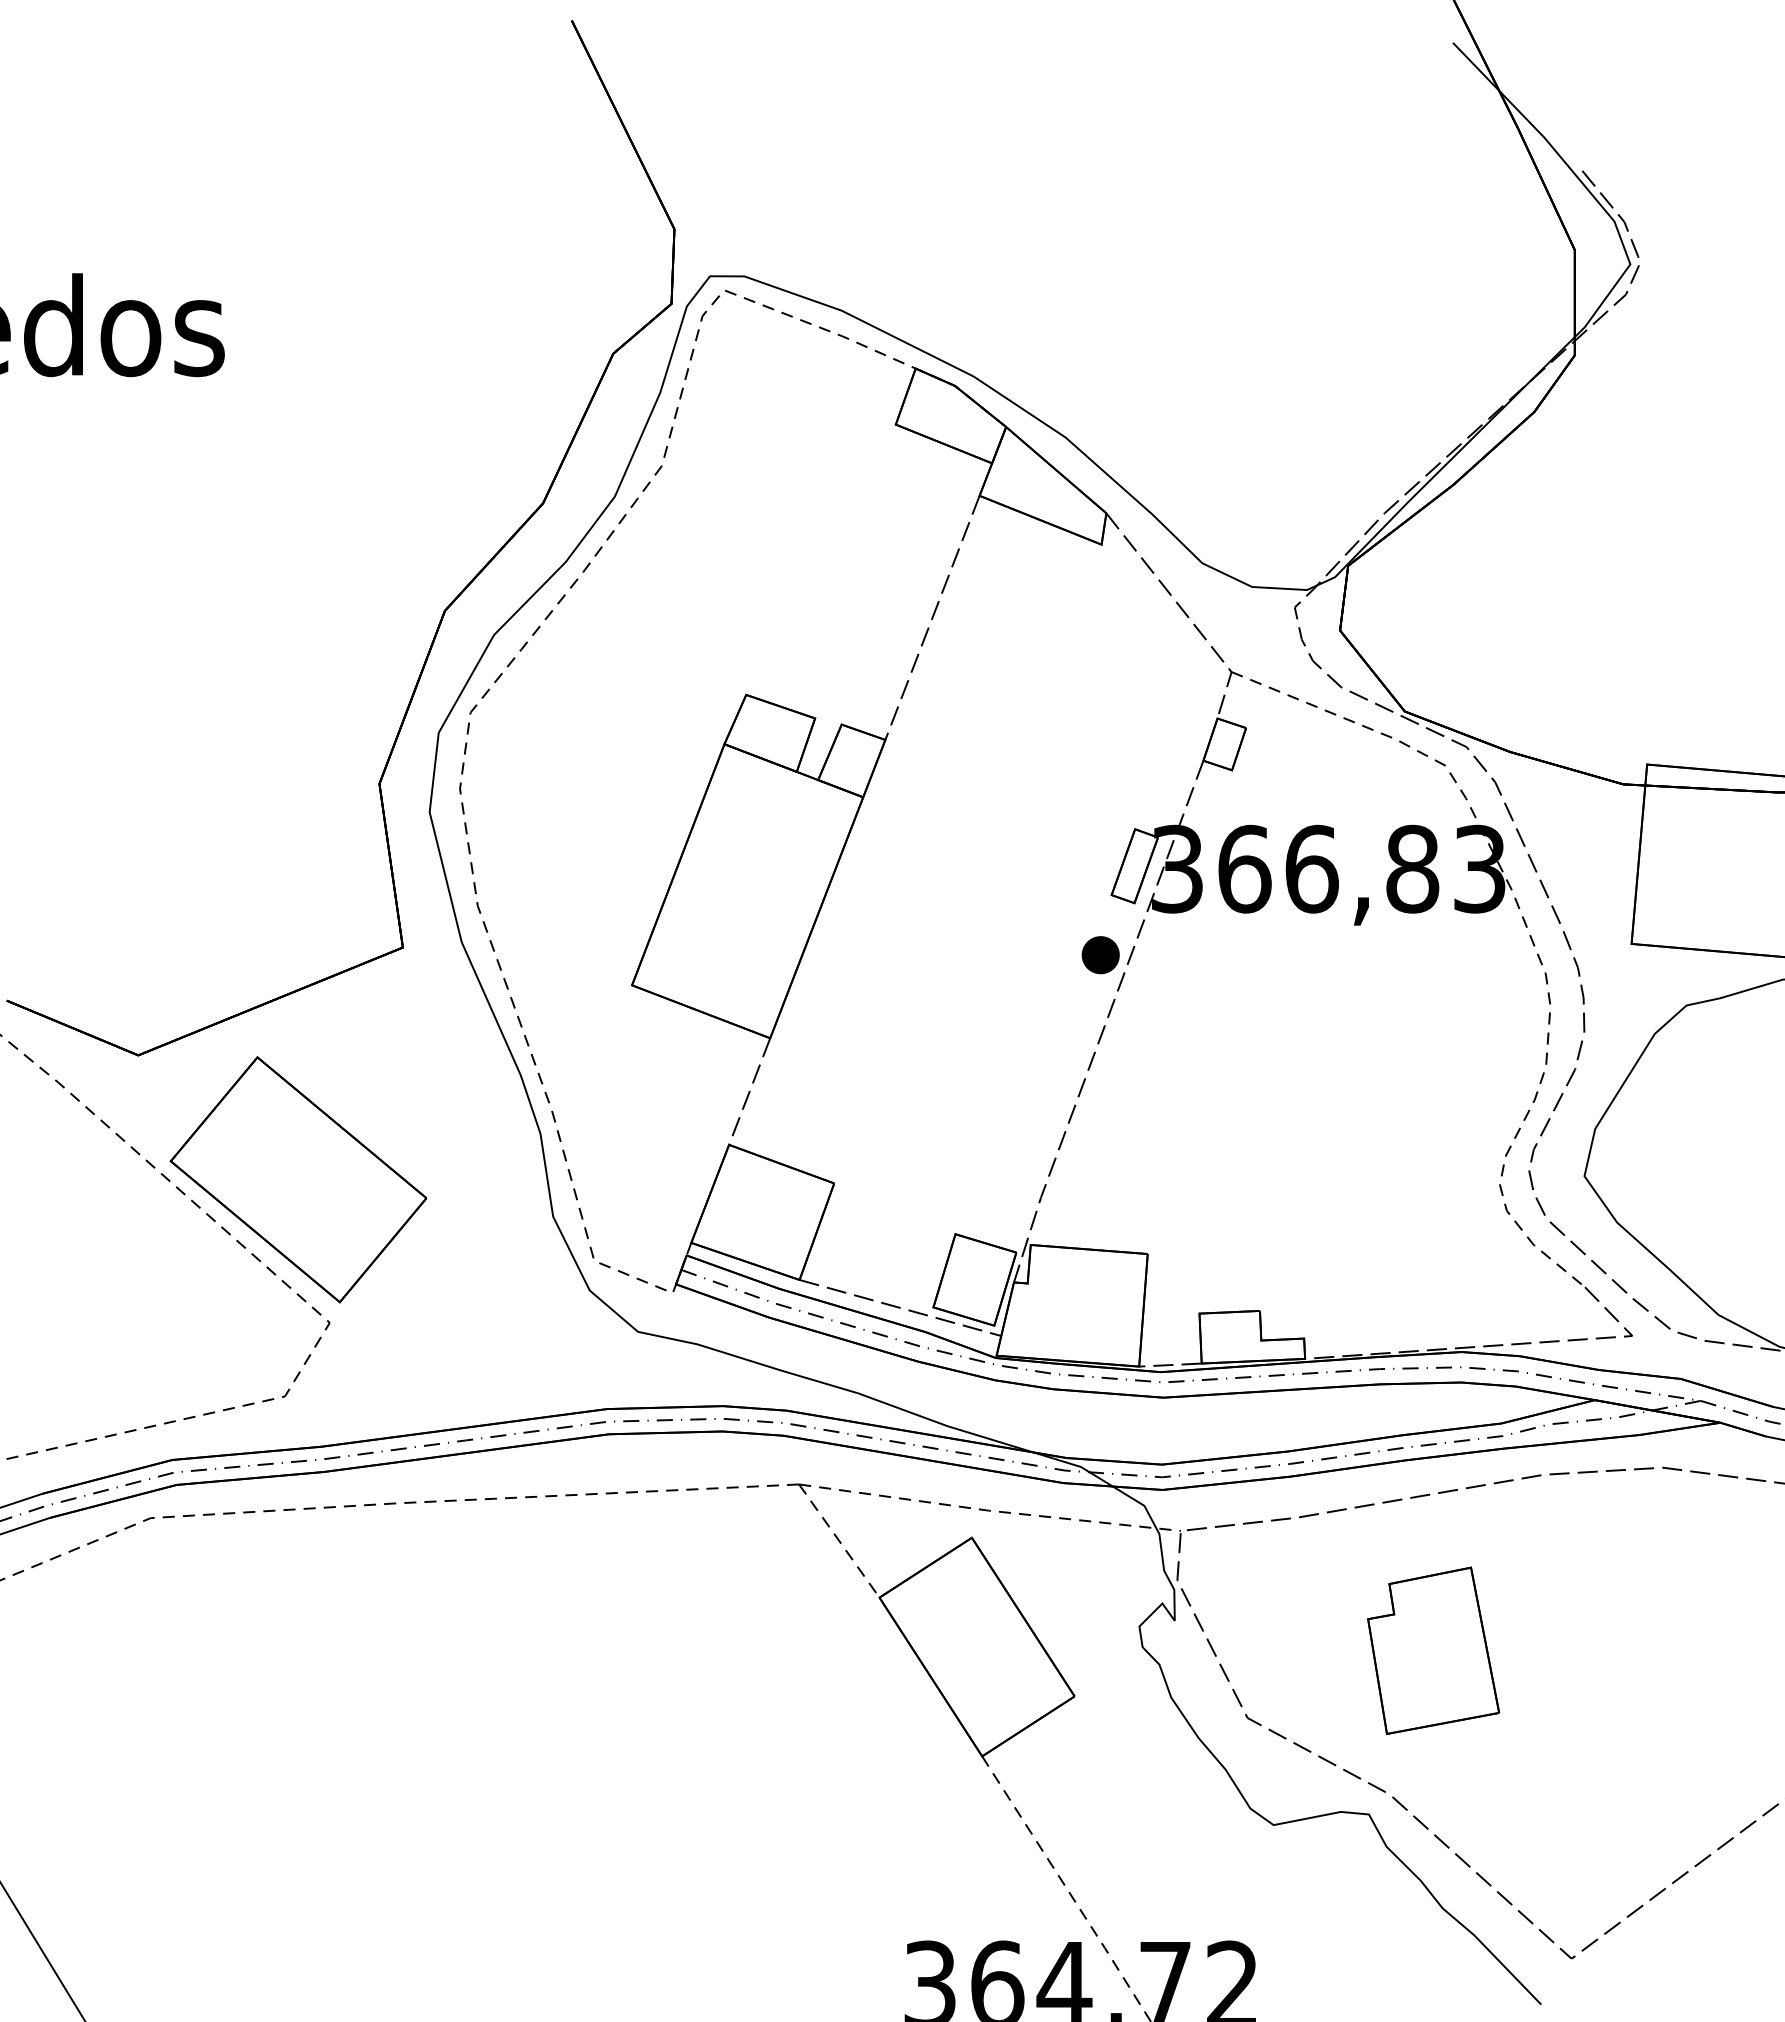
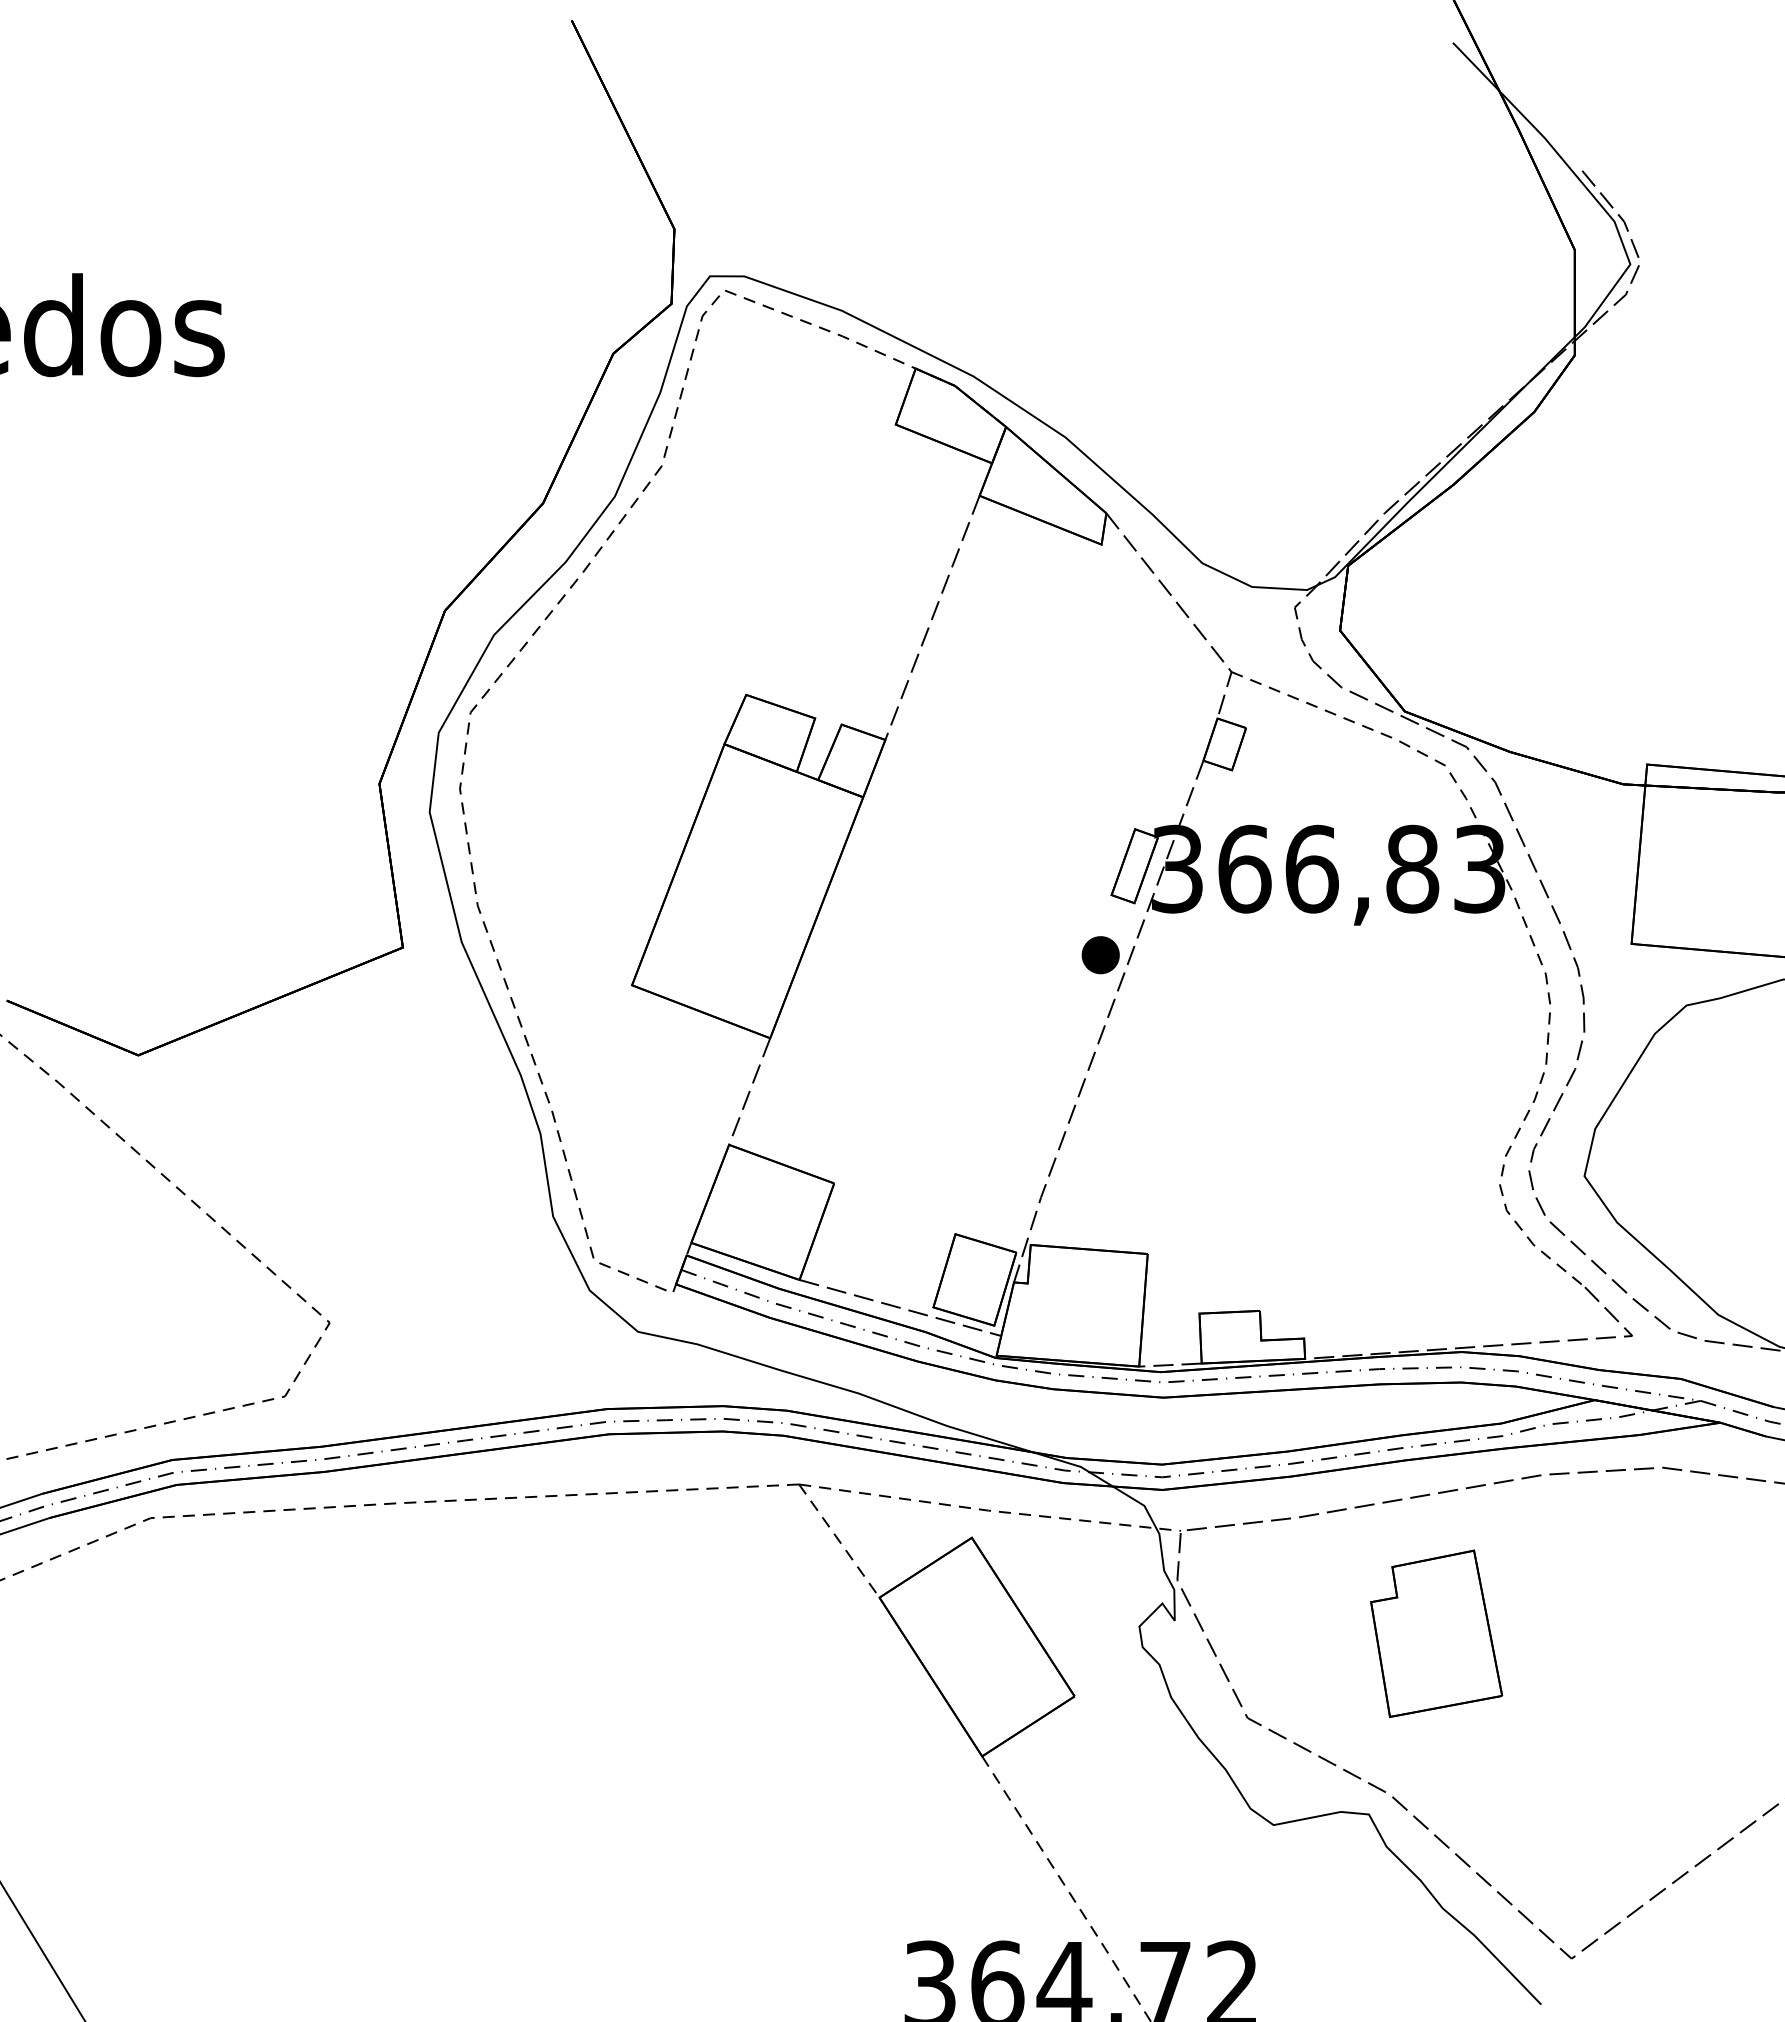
part: present -> none (297, 1179)
part position: (1433, 1650) -> (1436, 1633) (1436, 1633)
